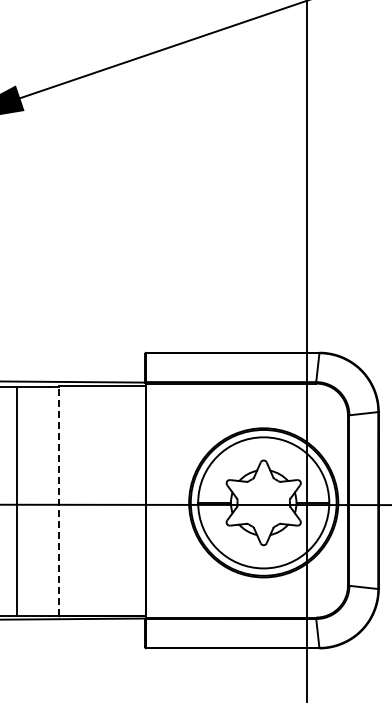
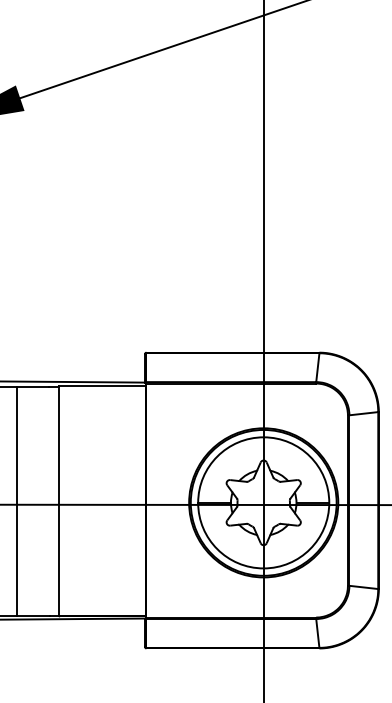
line position: (306, 350) -> (263, 350) (263, 350)
line: dashed -> solid (58, 500)
